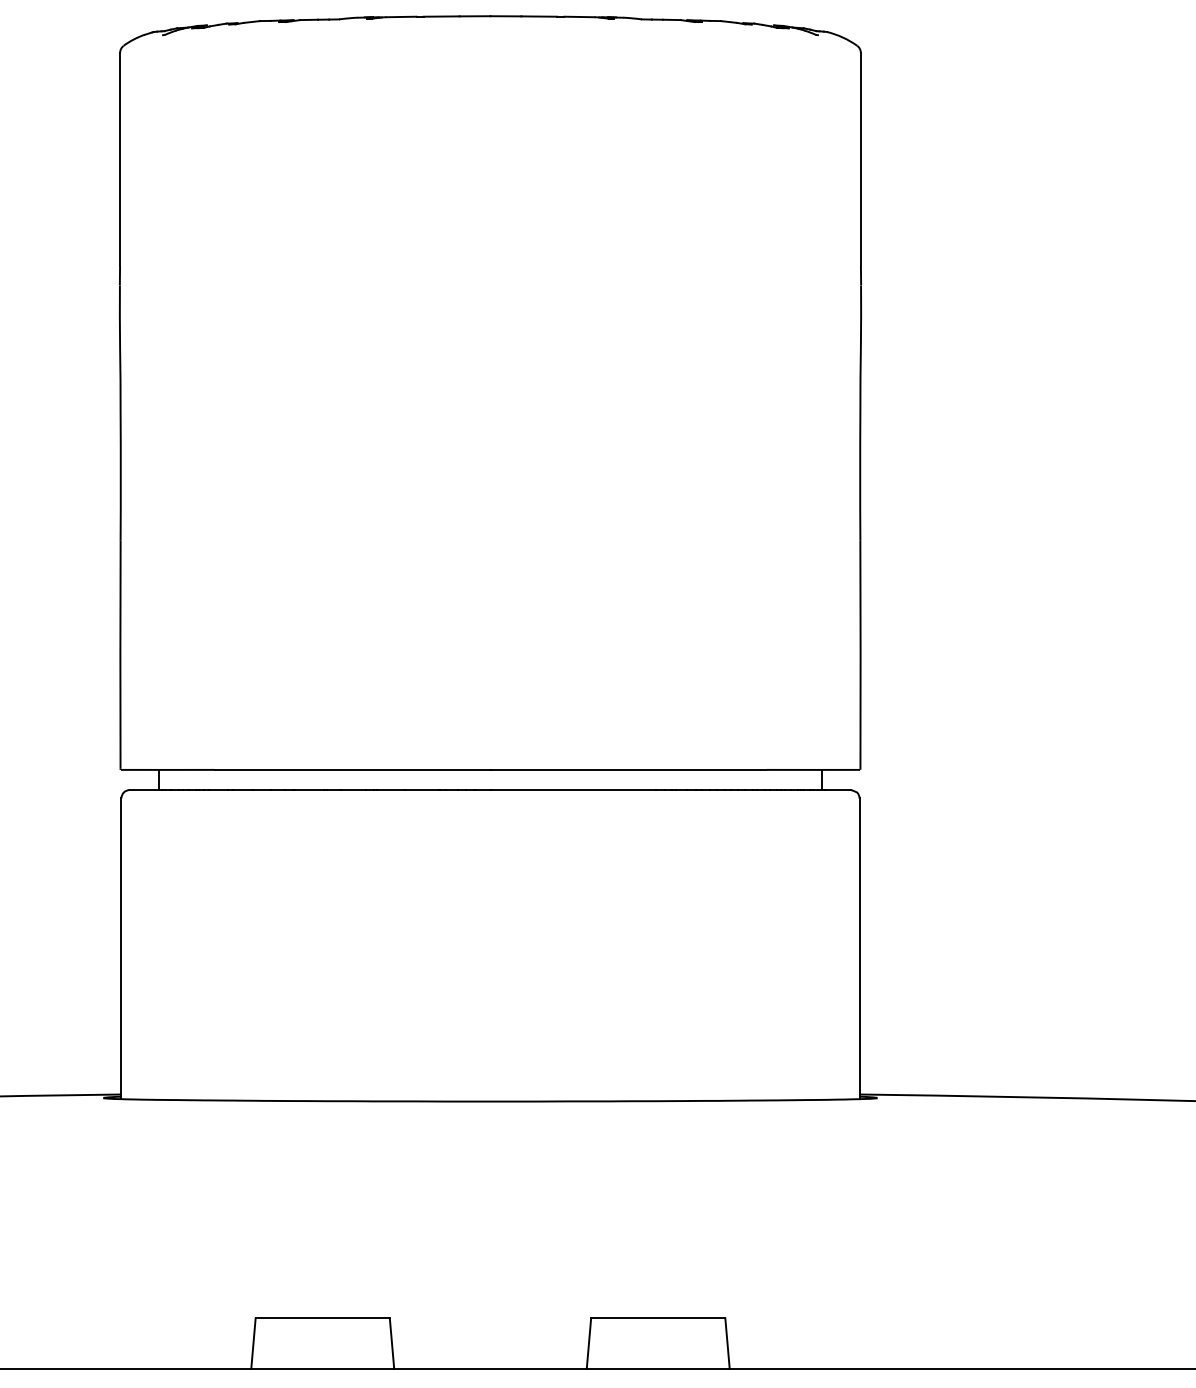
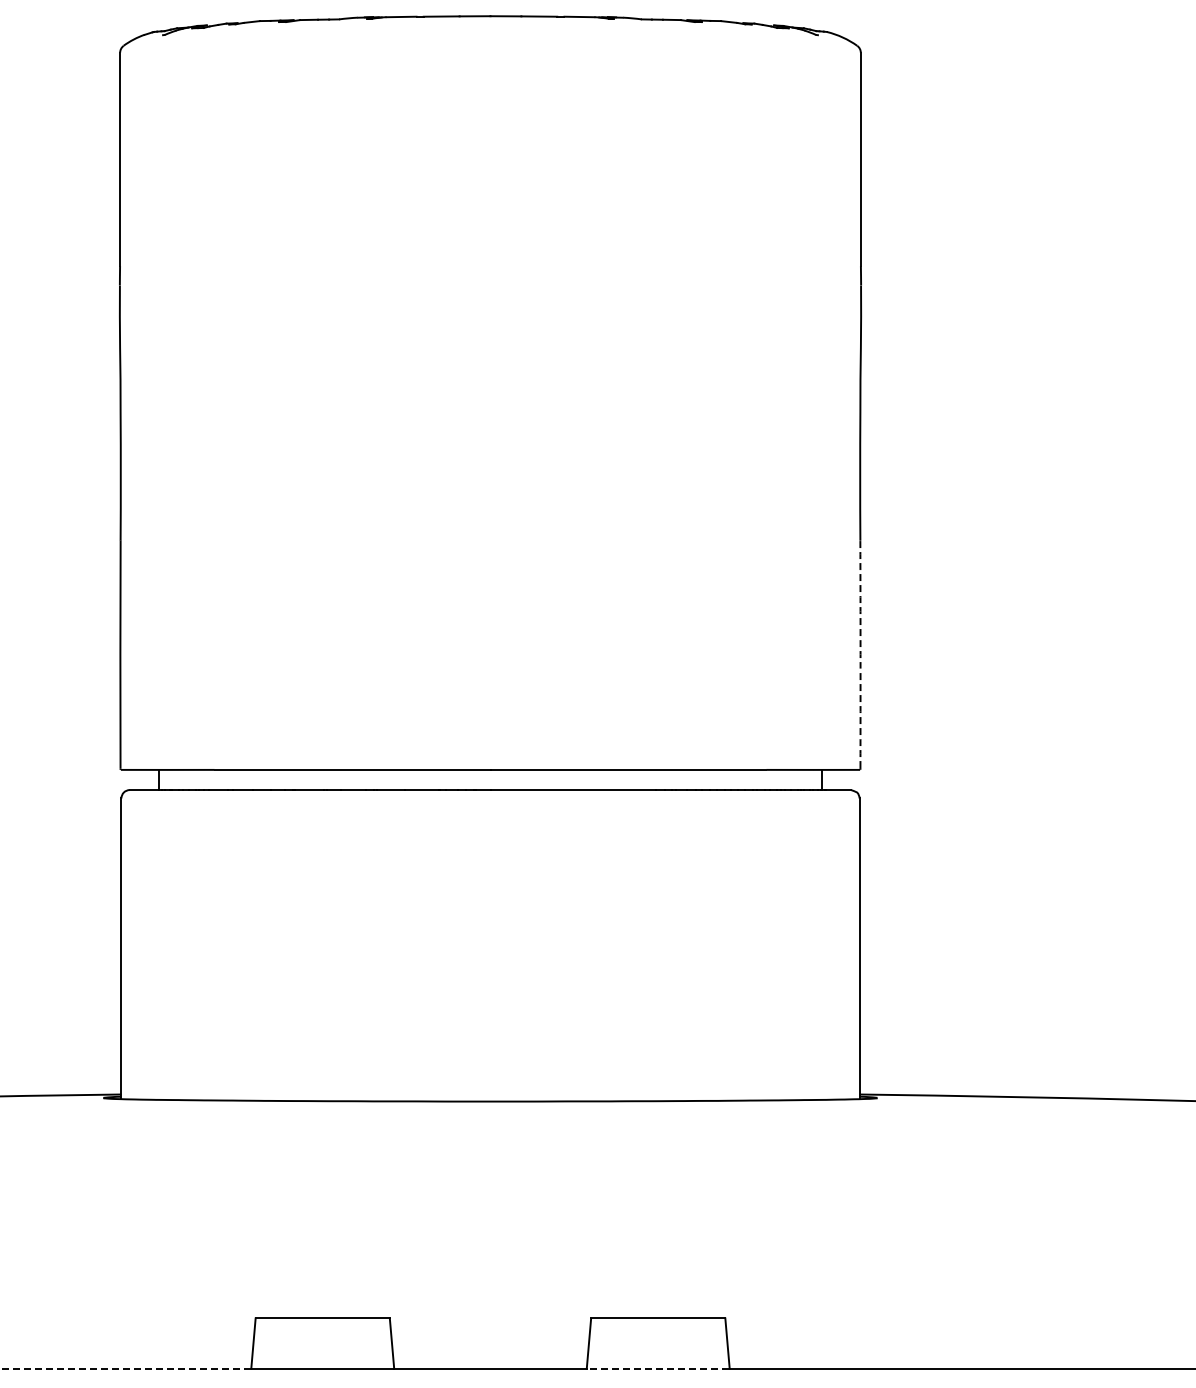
arc: solid -> dashed (860, 654)
line: solid -> dashed (125, 1368)
line: solid -> dashed (657, 1368)
